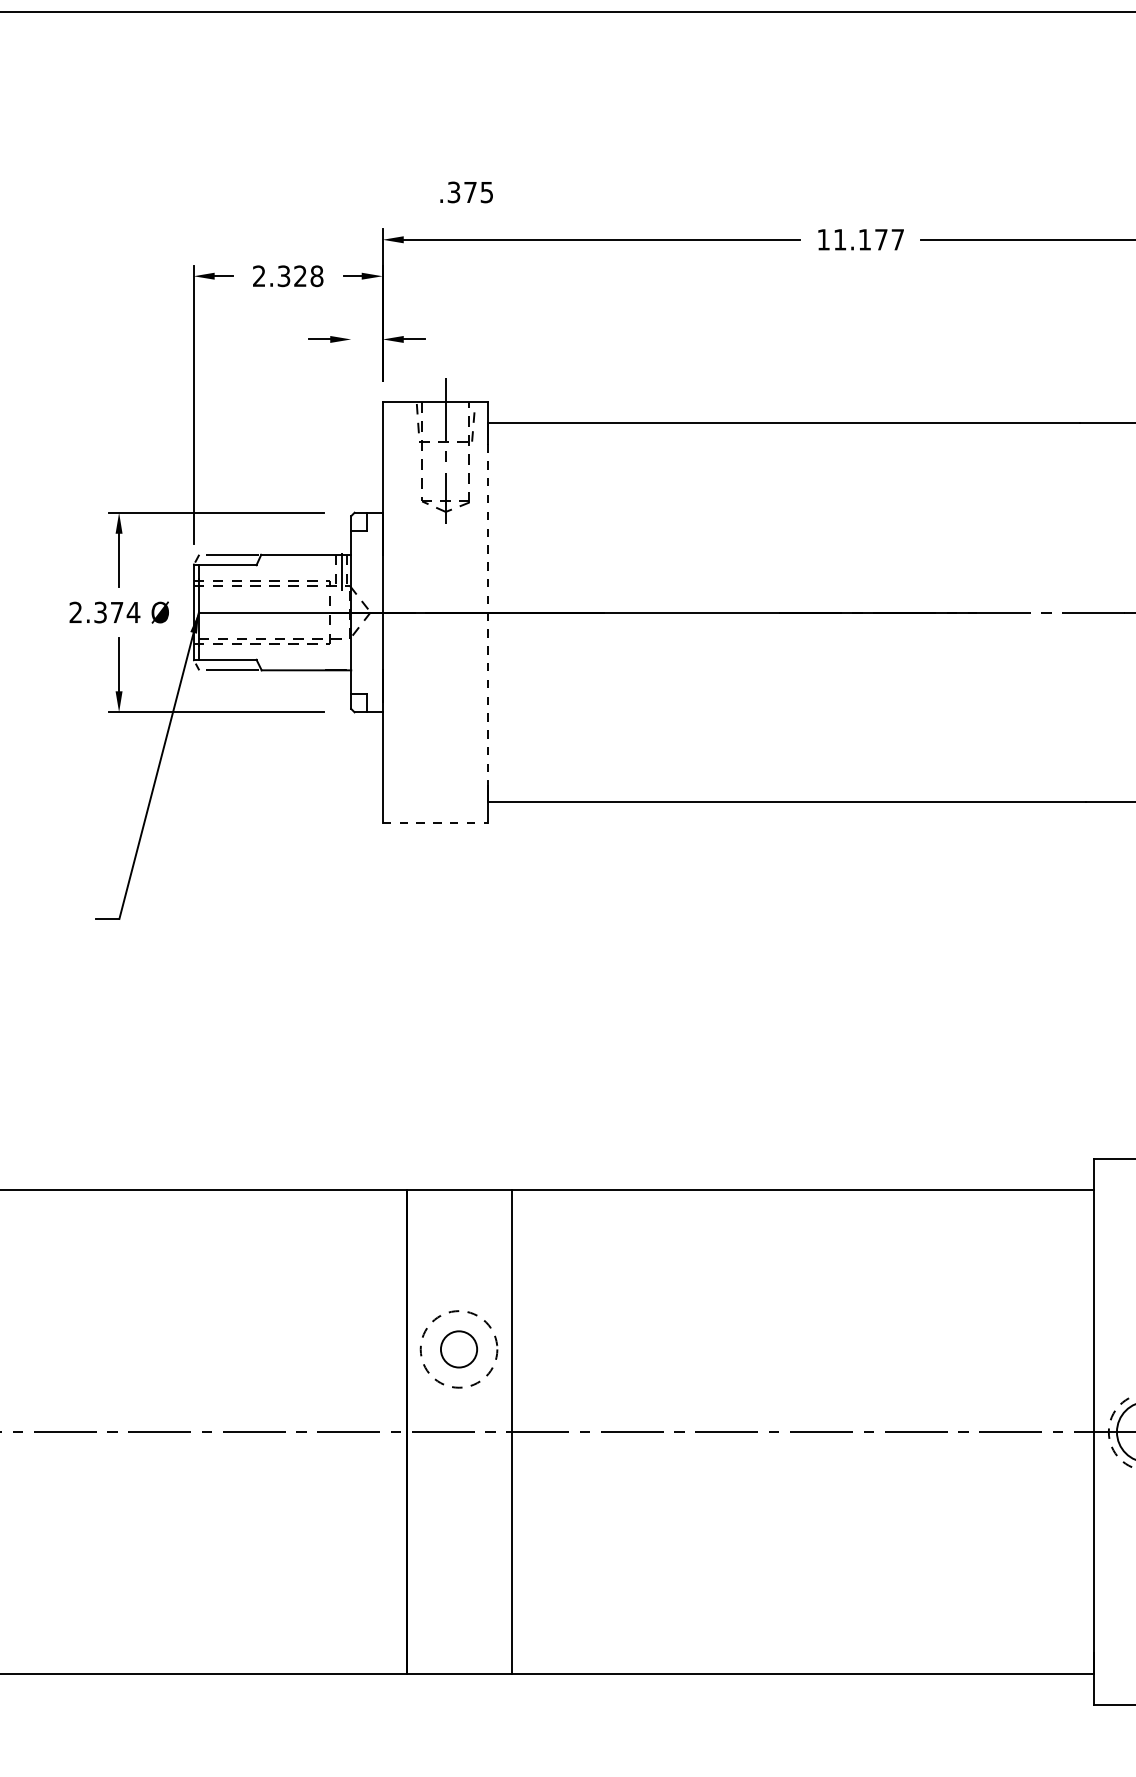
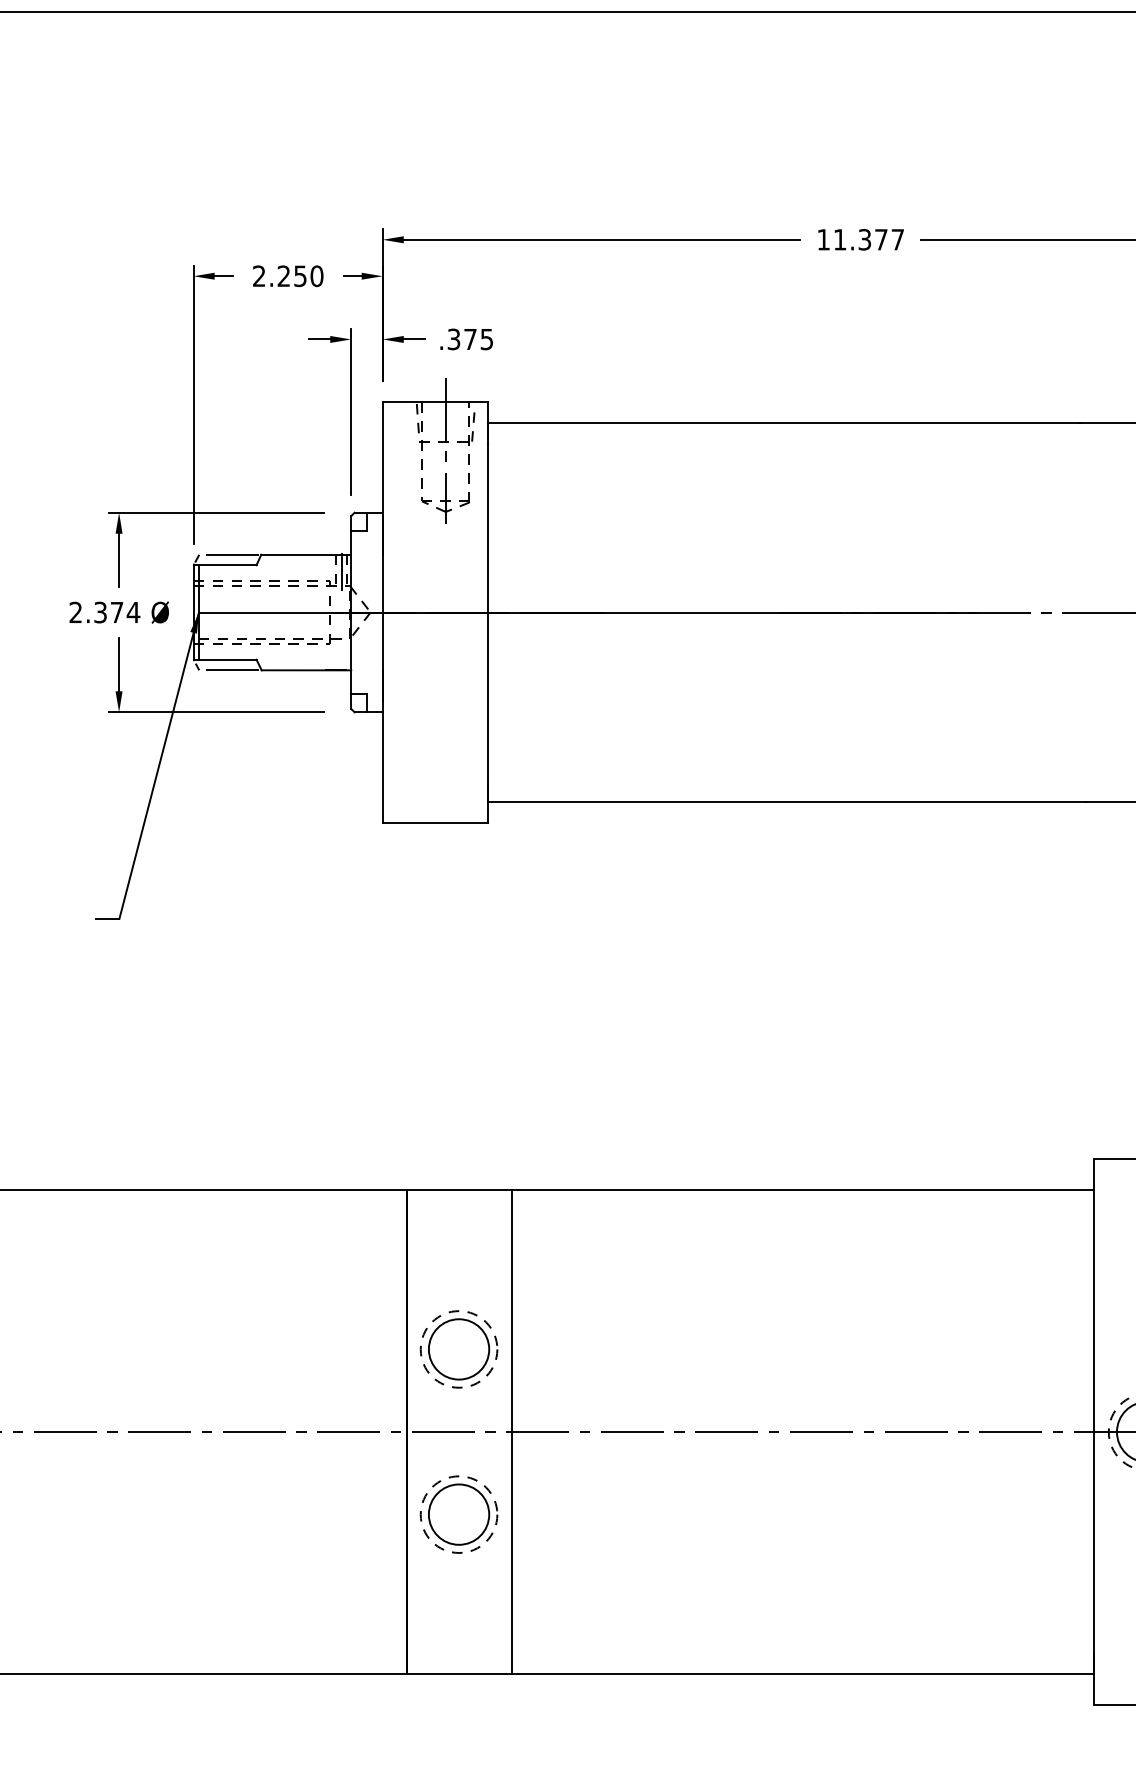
text position: (466, 192) -> (466, 339) (466, 339)
text: 11.177 -> 11.377 (864, 239)
text: 2.328 -> 2.250 (300, 276)
line: none -> present (351, 411)
line: dashed -> solid (487, 613)
line: dashed -> solid (435, 822)
circle diameter: 36 px -> 60 px (458, 1349)
part: none -> present (458, 1514)
